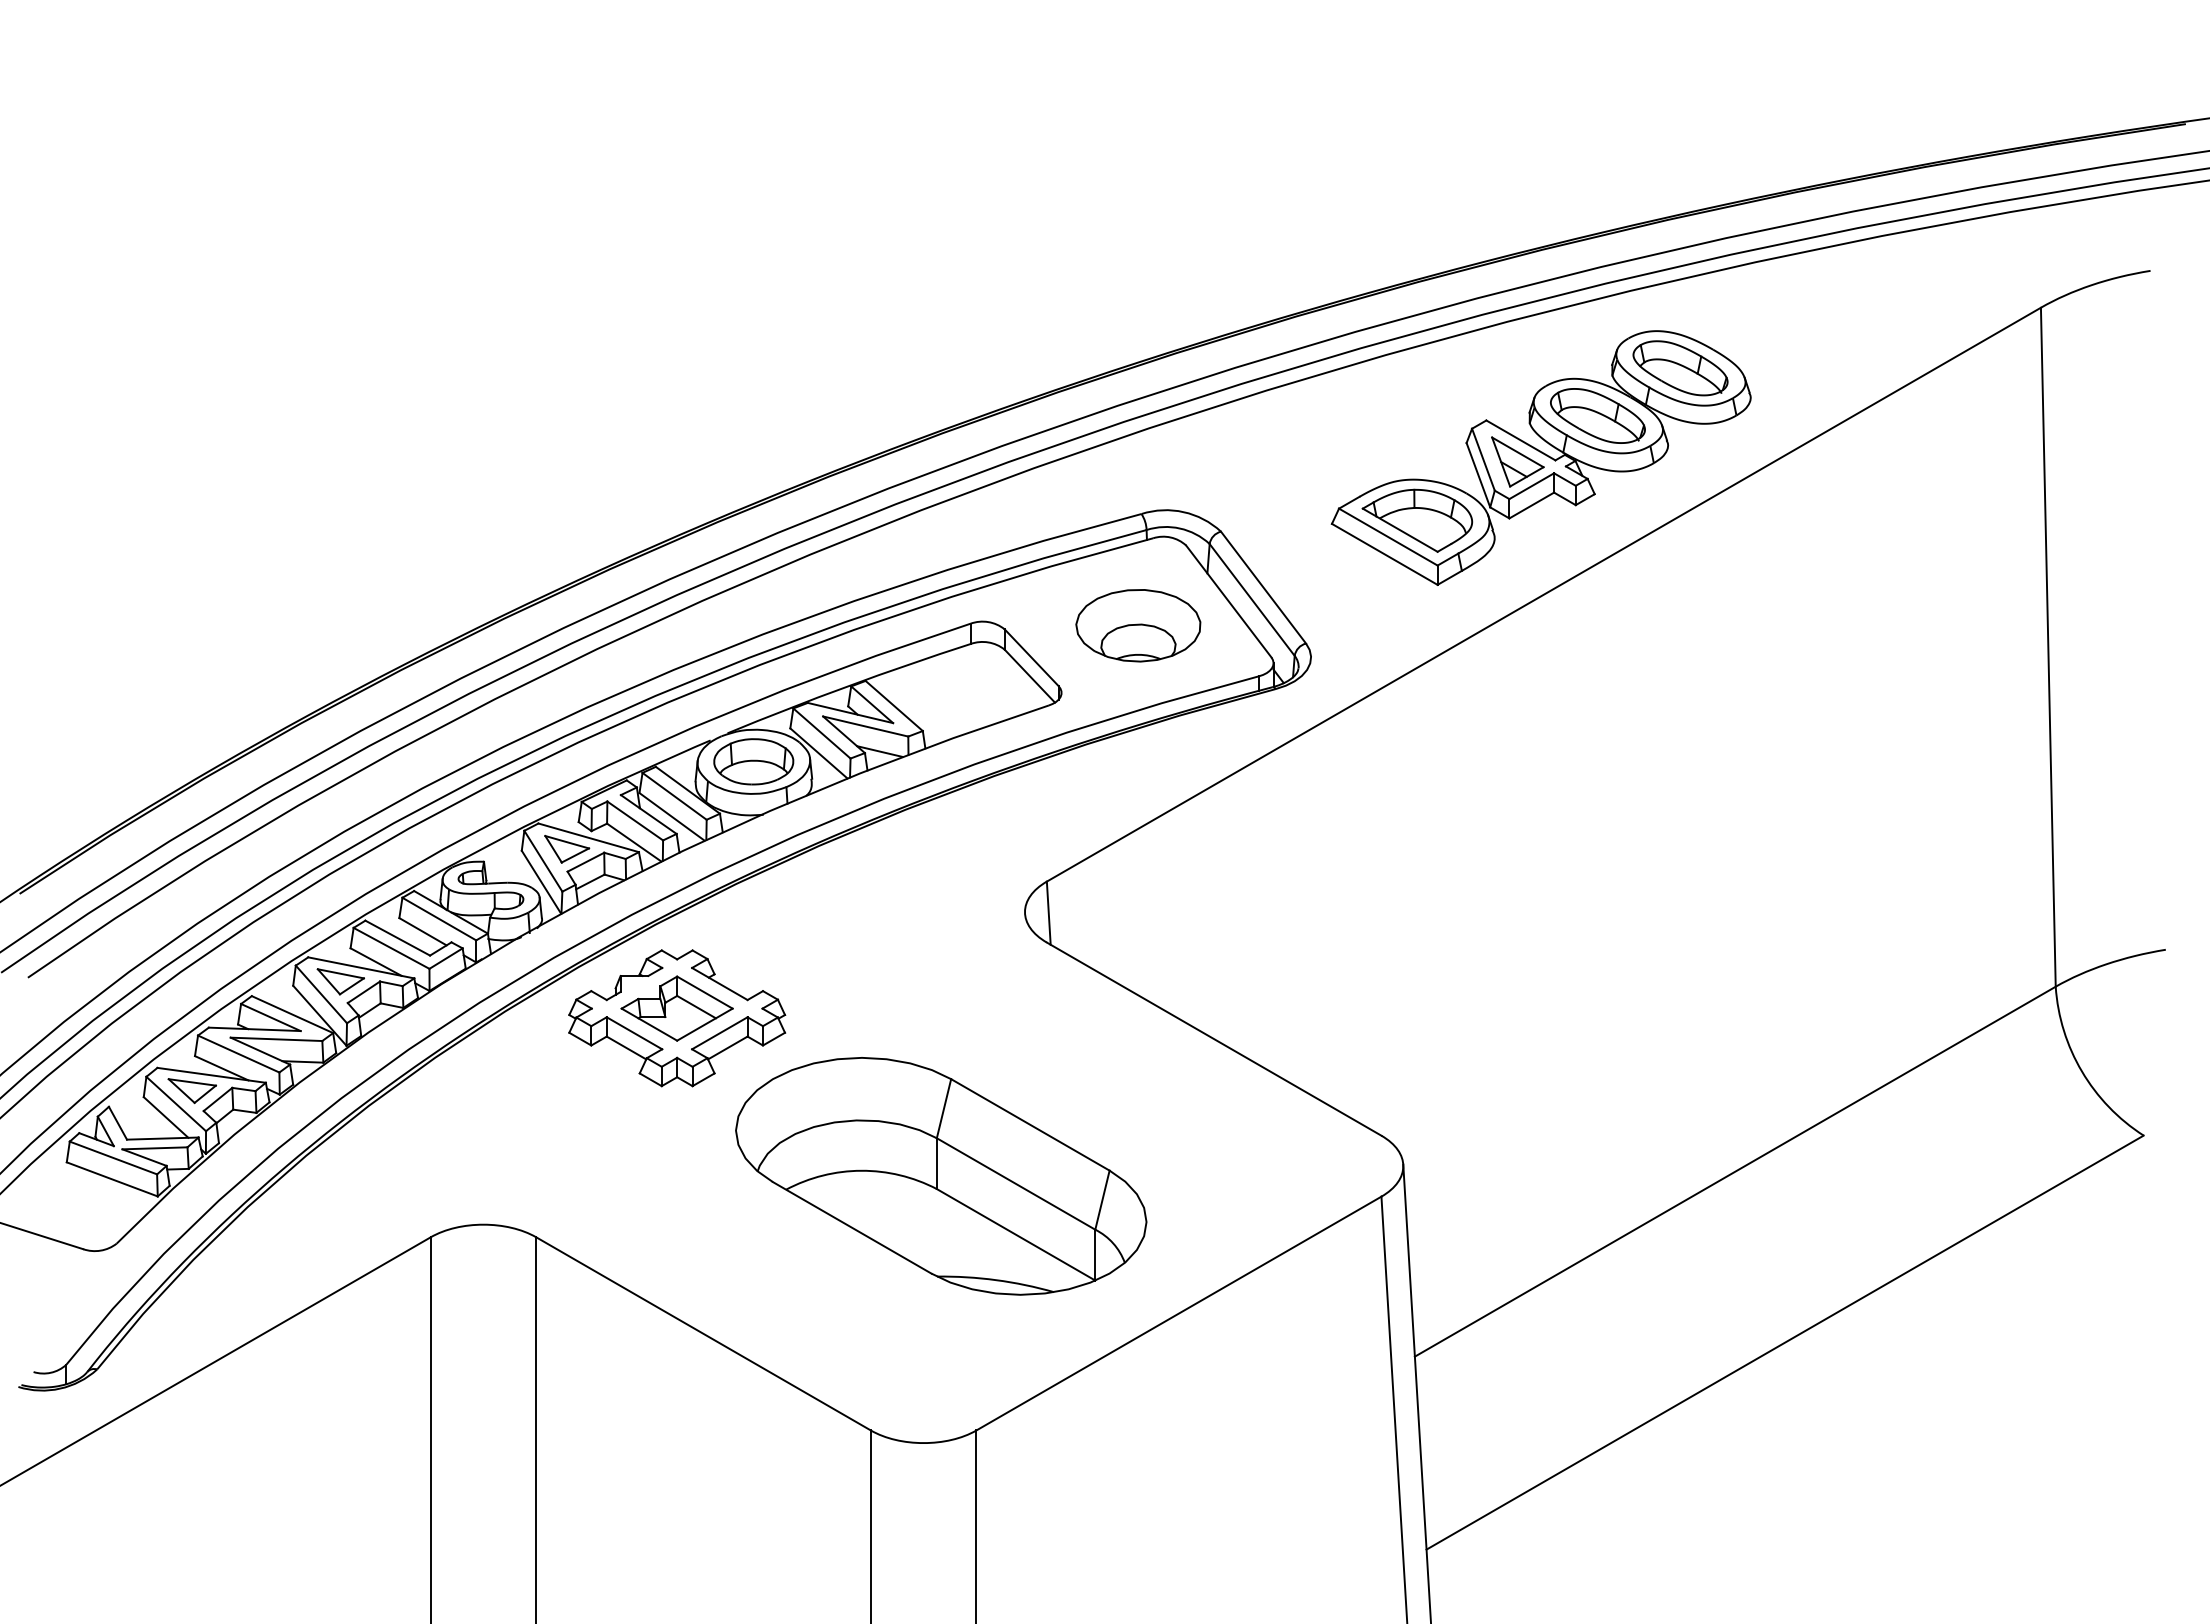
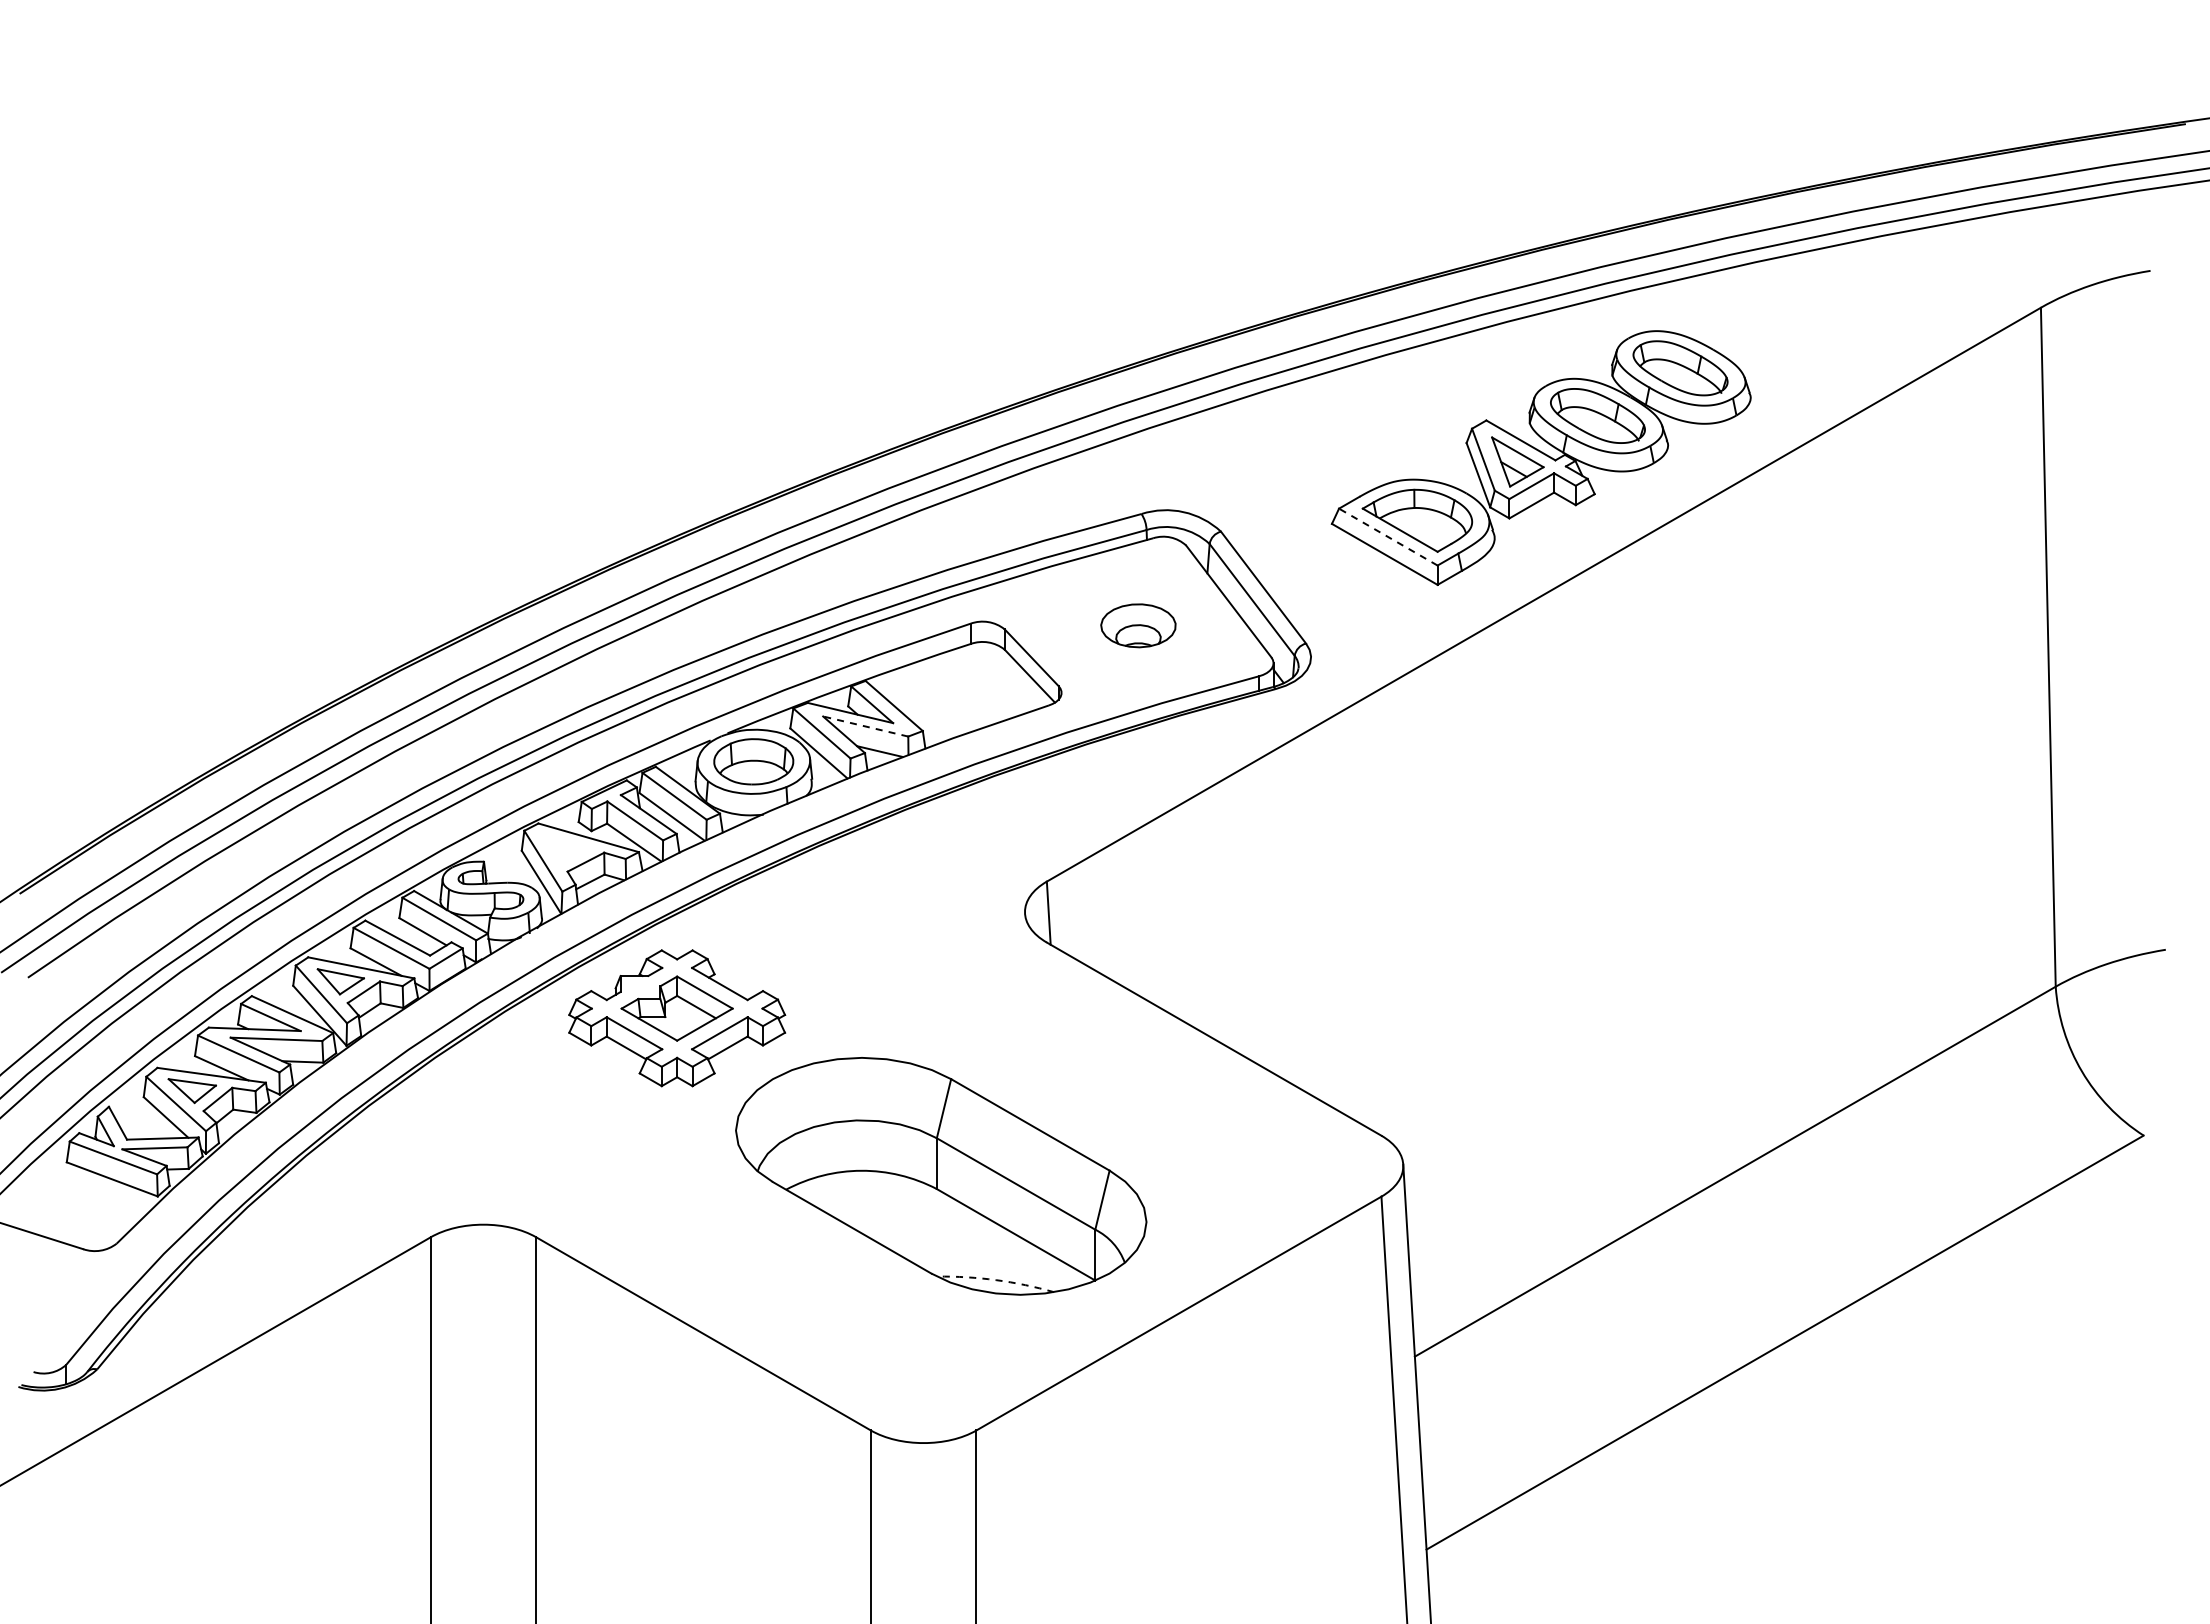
line: solid -> dashed (1388, 537)
part size: 127x74 px -> 77x46 px (1138, 625)
line: solid -> dashed (865, 726)
part: present -> none (567, 849)
arc: solid -> dashed (996, 1280)
